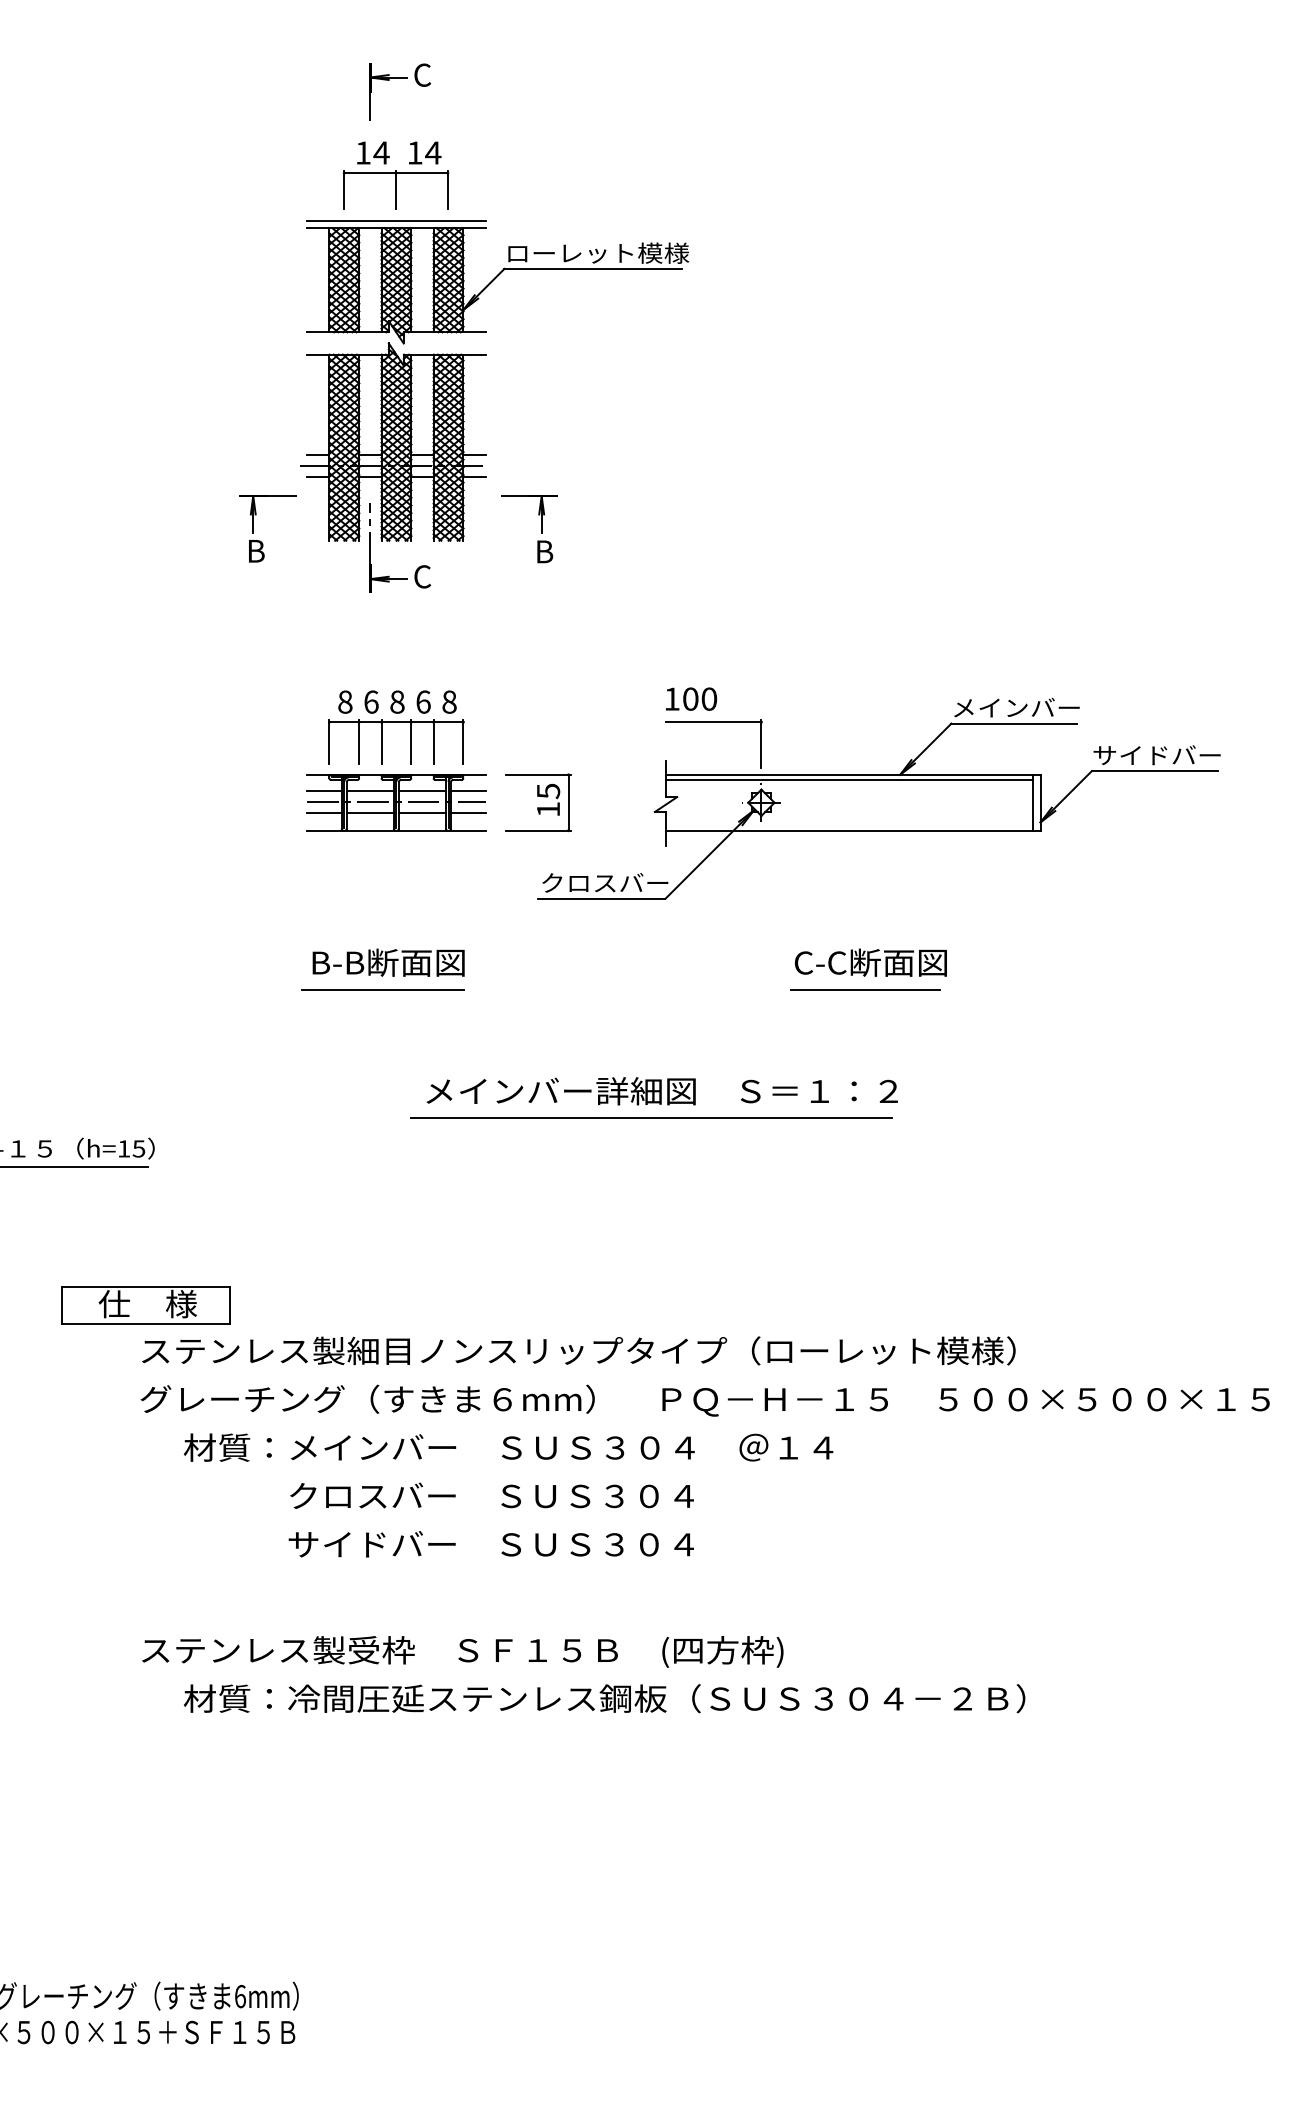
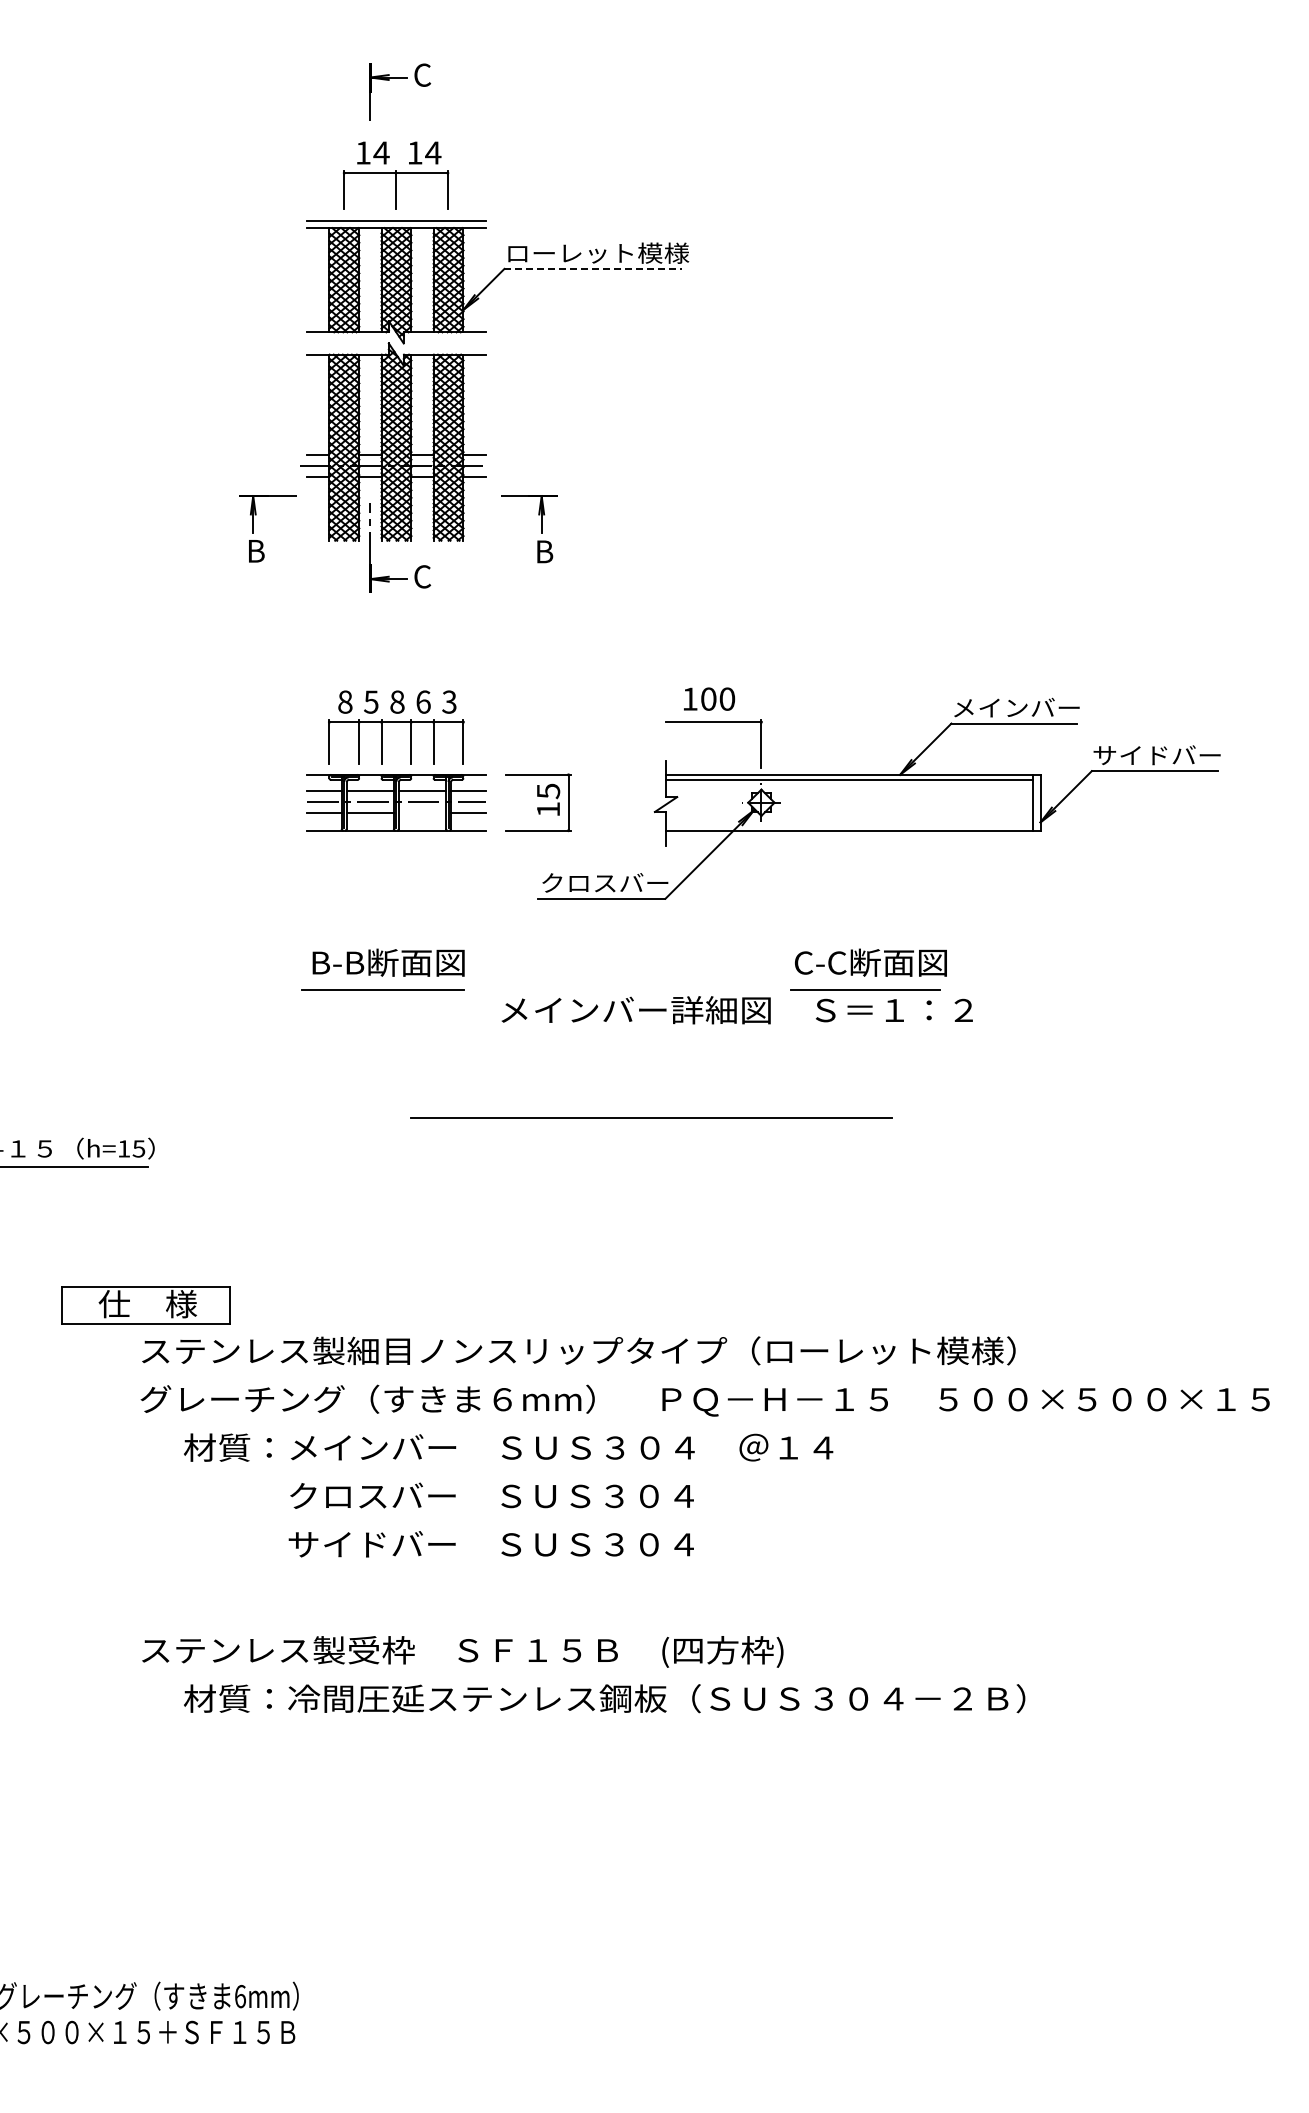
line: solid -> dashed (593, 268)
text position: (691, 698) -> (709, 698) (709, 698)
text: 6 -> 5 (371, 701)
text: 8 -> 3 (449, 701)
line: present -> none (421, 813)
text position: (661, 1091) -> (736, 1010) (736, 1010)
